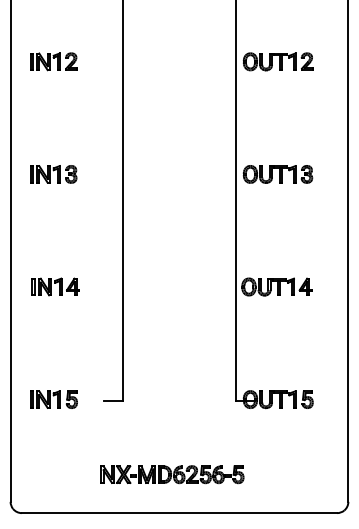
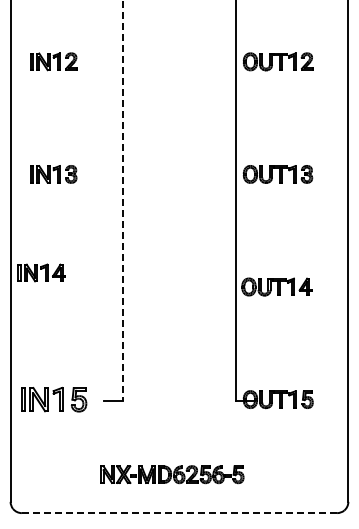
line: solid -> dashed (123, 200)
part position: (55, 286) -> (41, 272) (41, 272)
part size: 48x19 px -> 67x27 px (54, 399)
line: solid -> dashed (179, 513)
